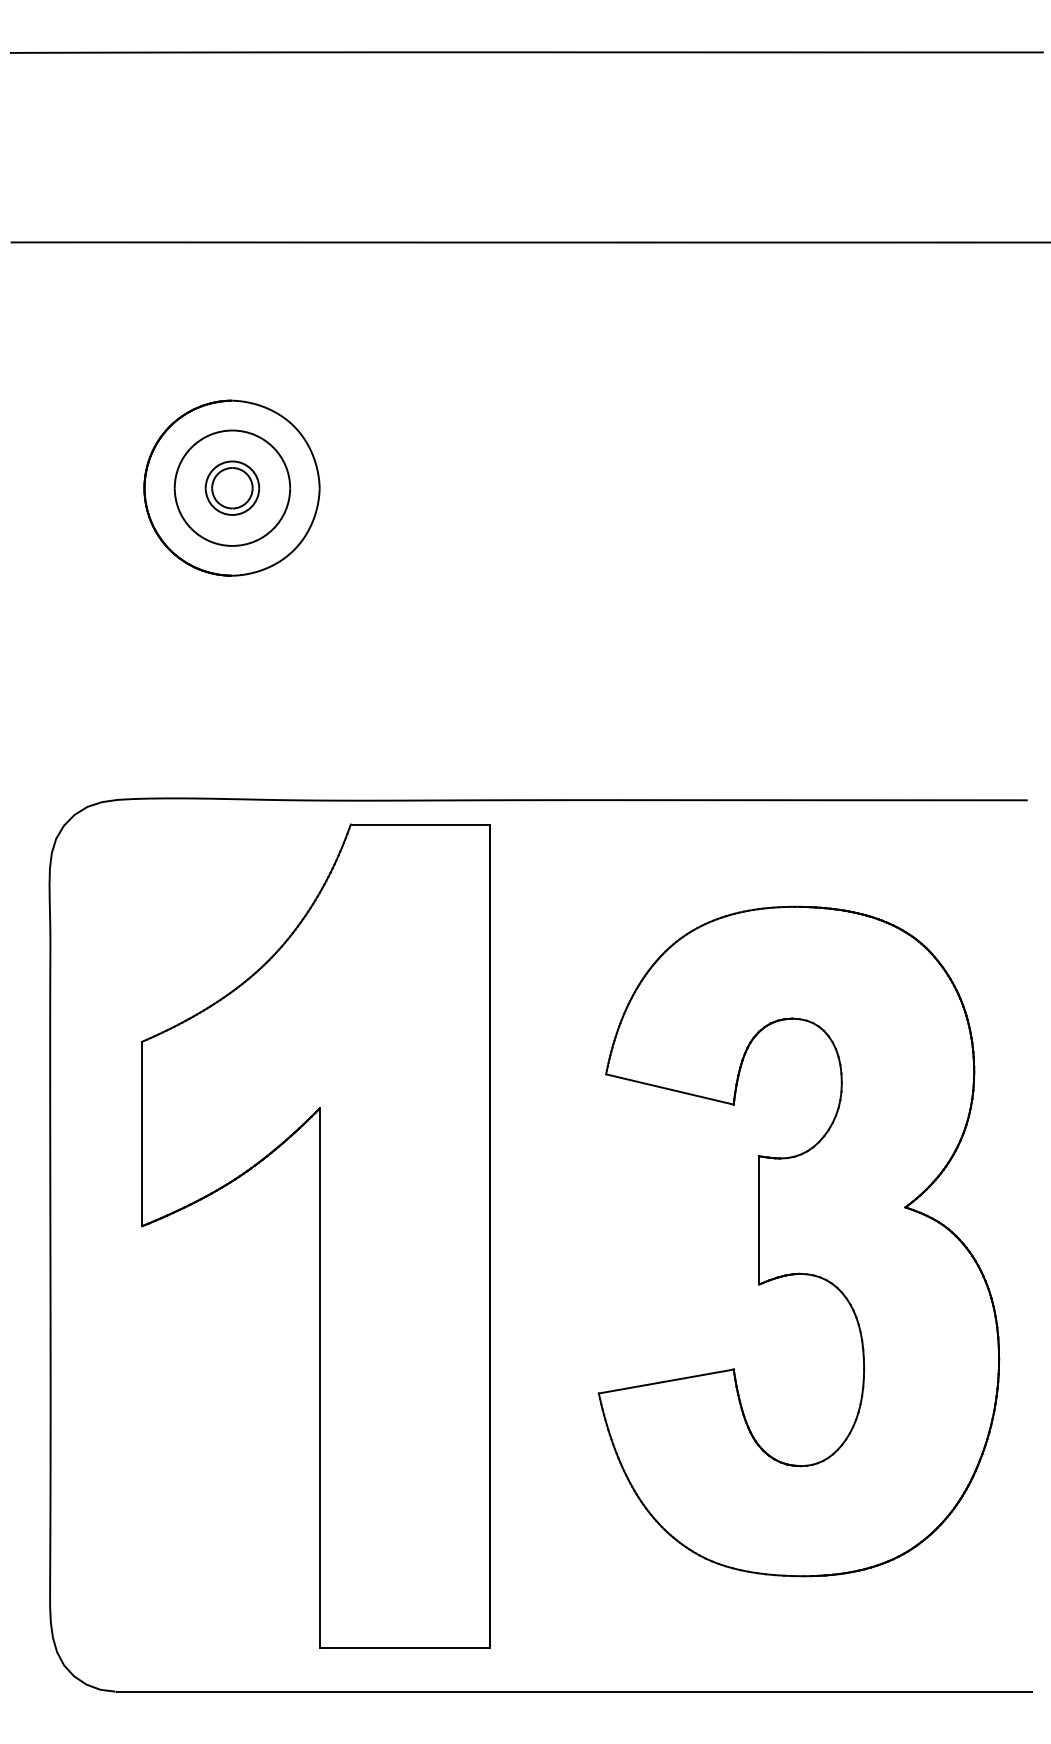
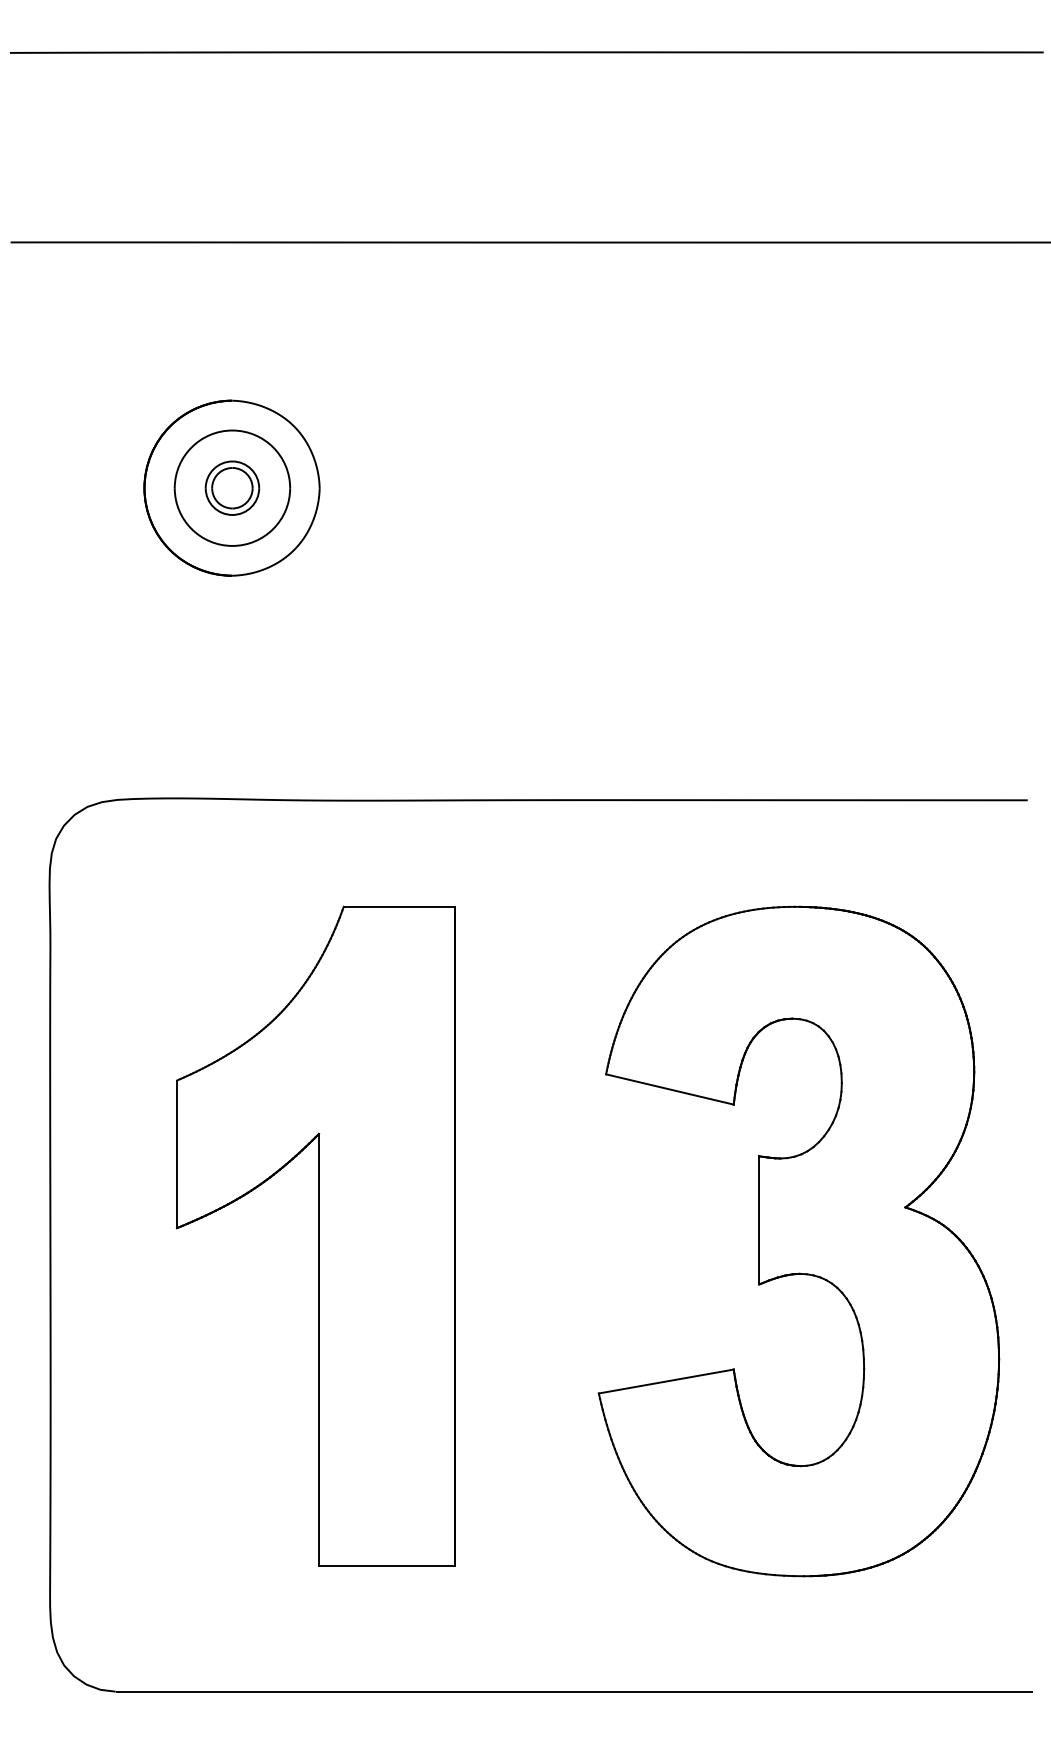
part size: 350x826 px -> 281x662 px (315, 1235)
